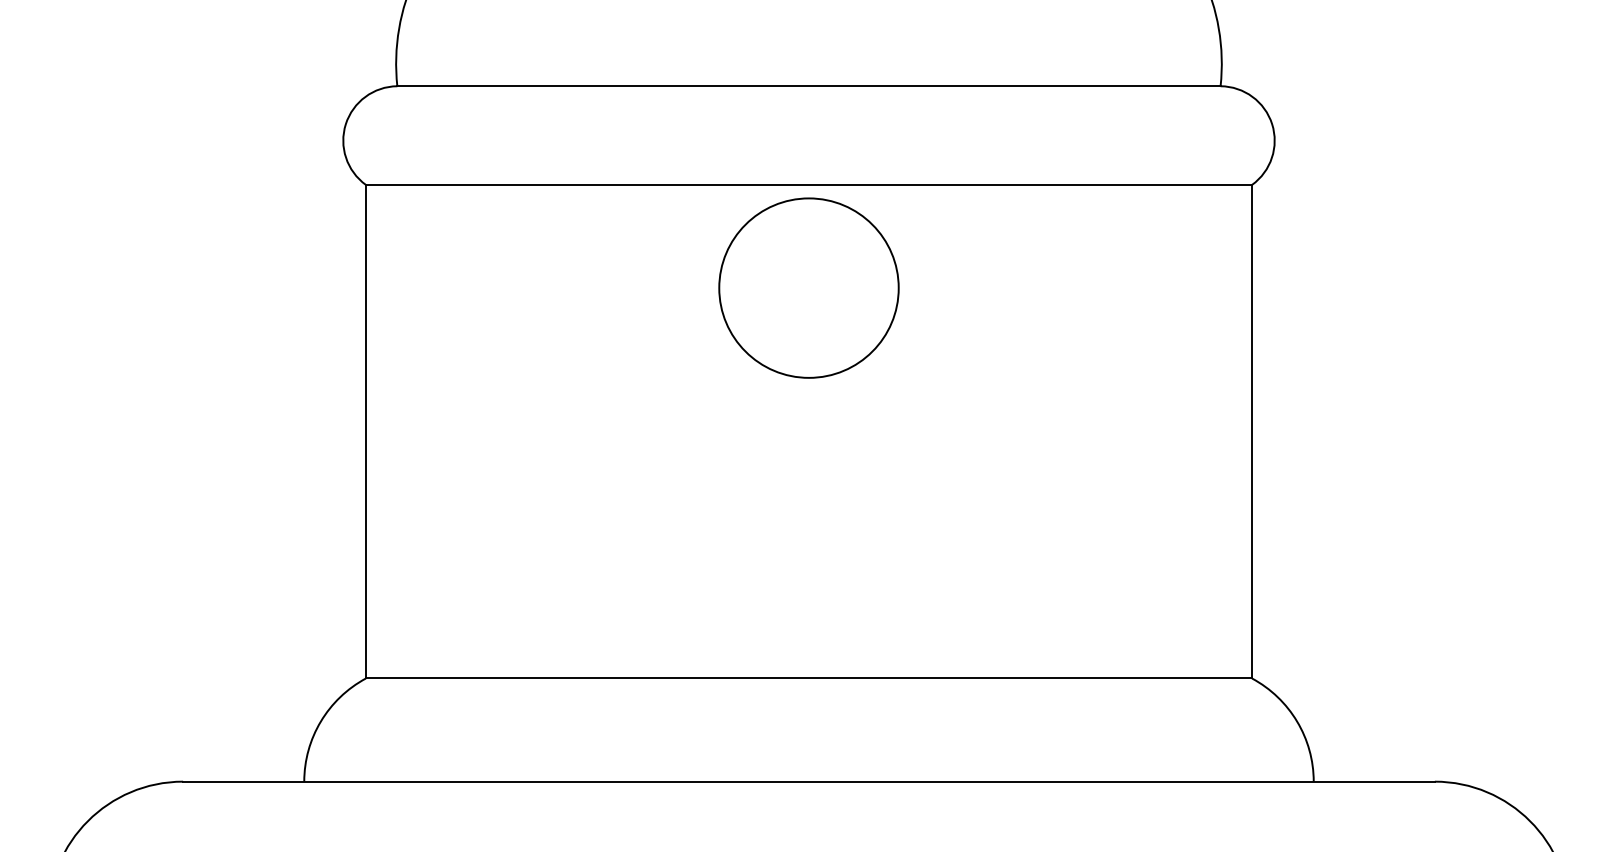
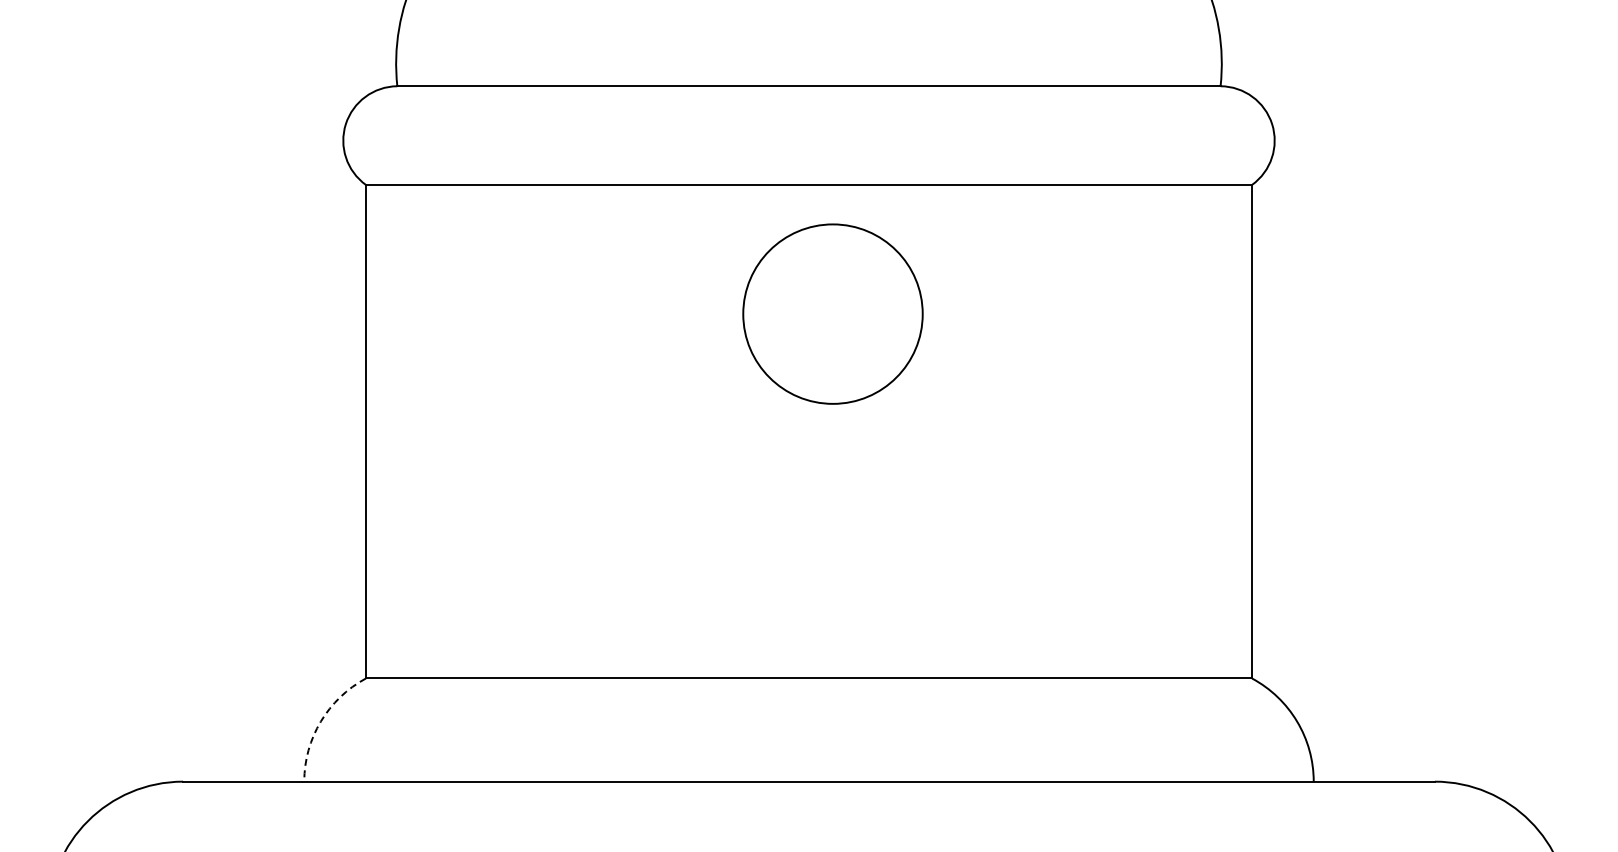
circle position: (808, 287) -> (832, 313) (832, 313)
arc: solid -> dashed (320, 721)
